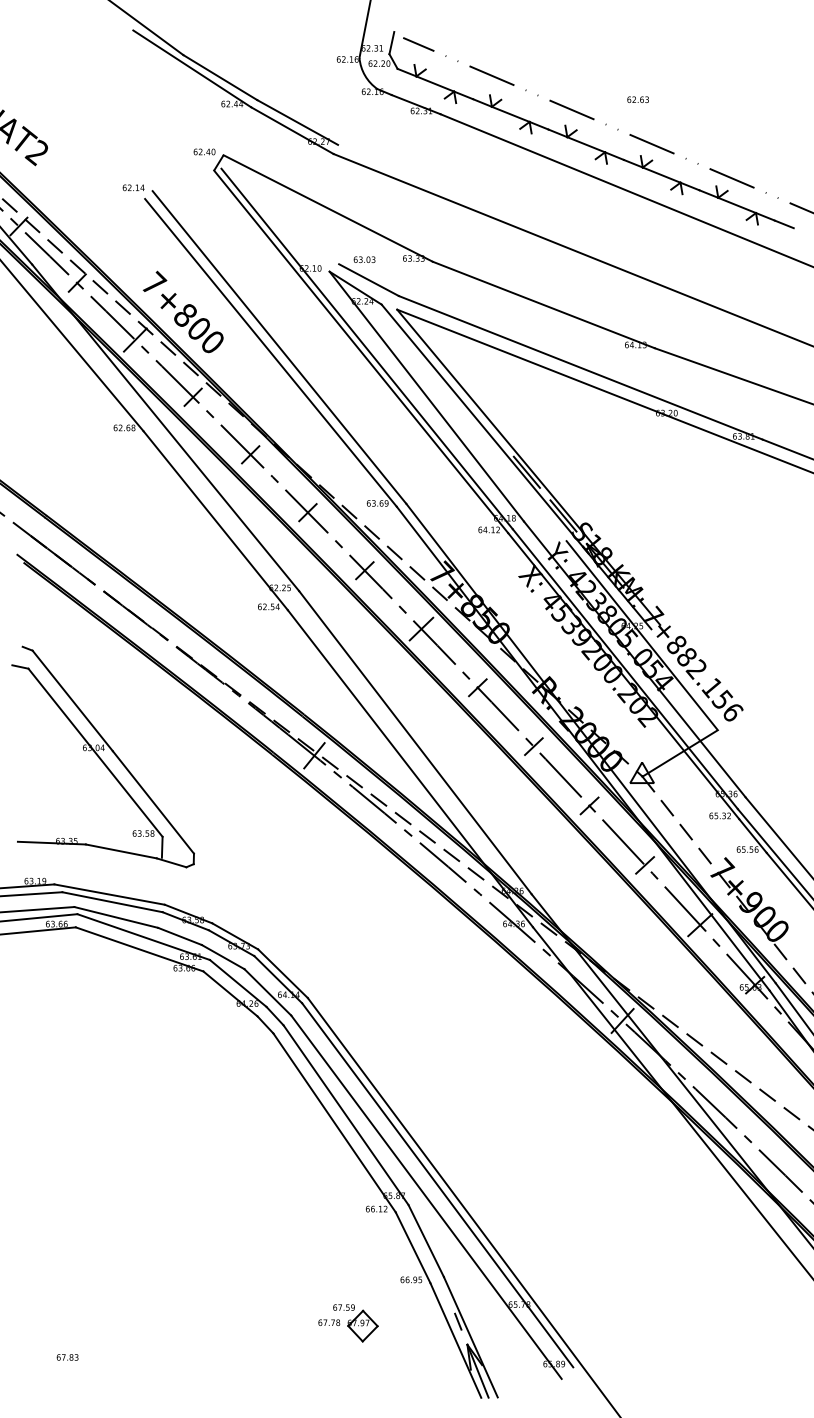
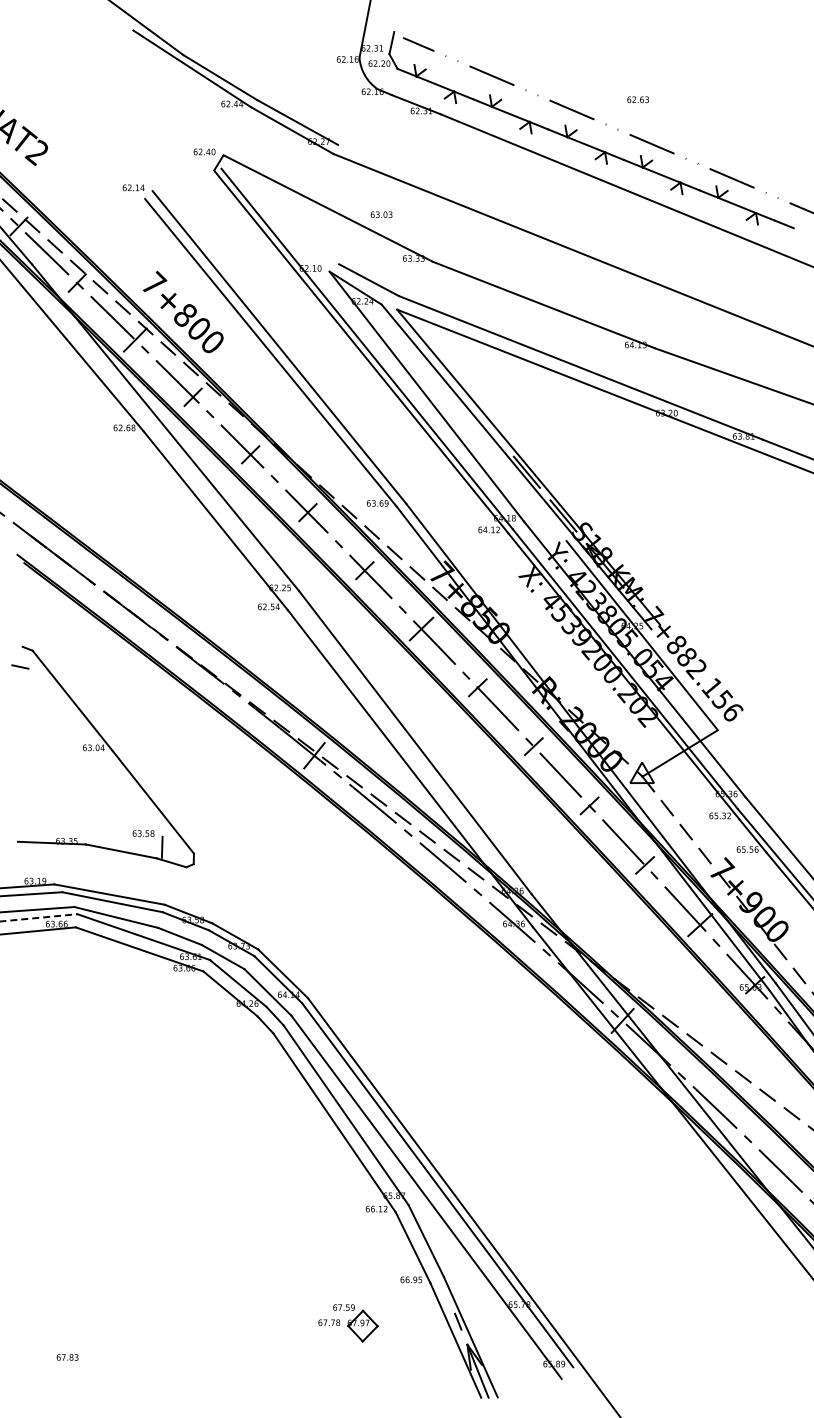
text position: (364, 259) -> (381, 214) (381, 214)
line: present -> none (95, 752)
line: solid -> dashed (38, 917)
